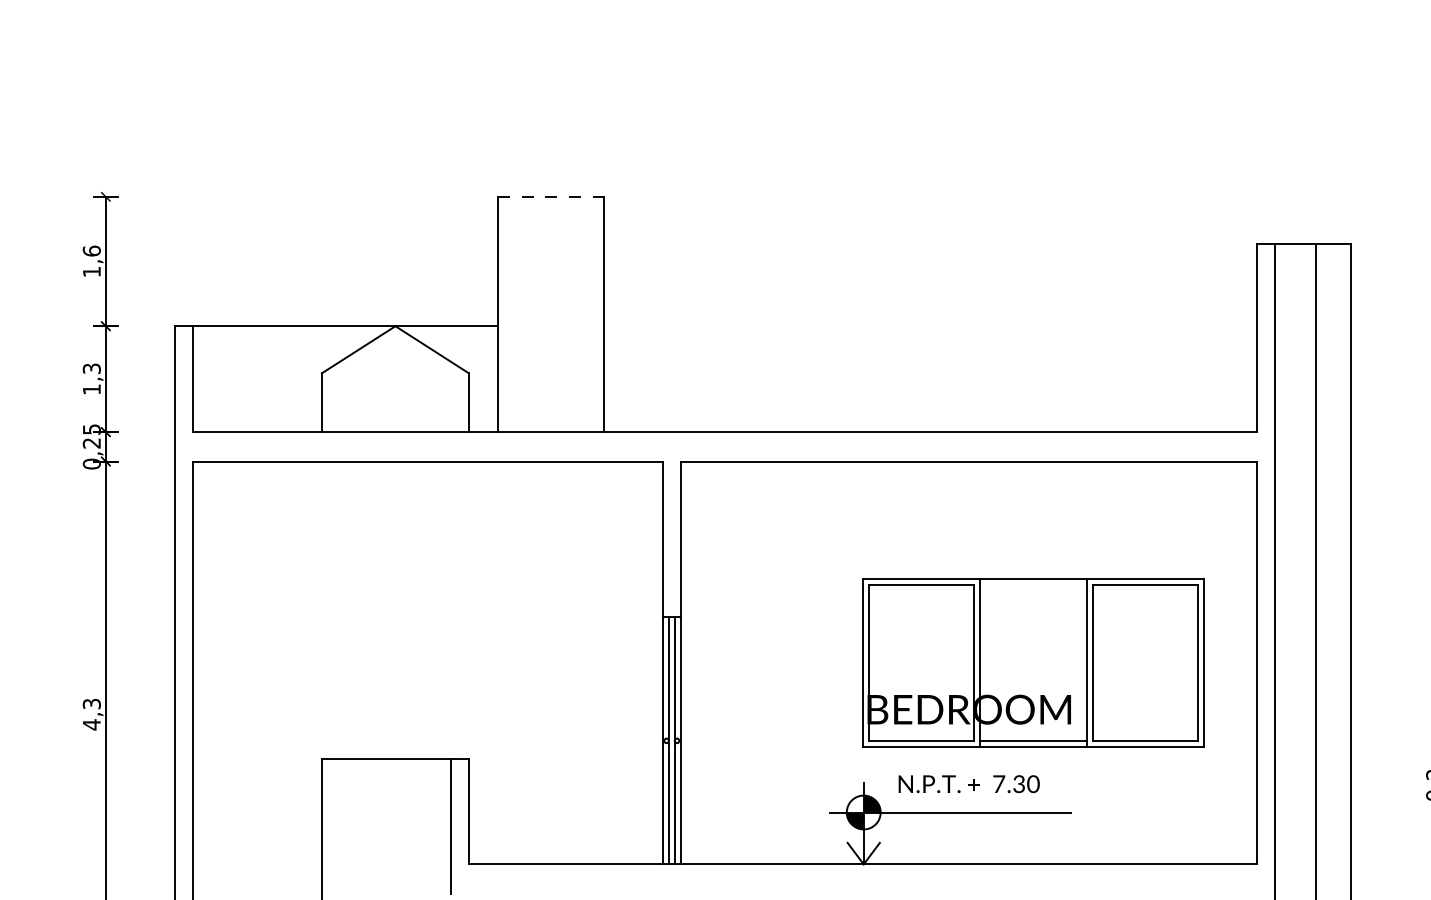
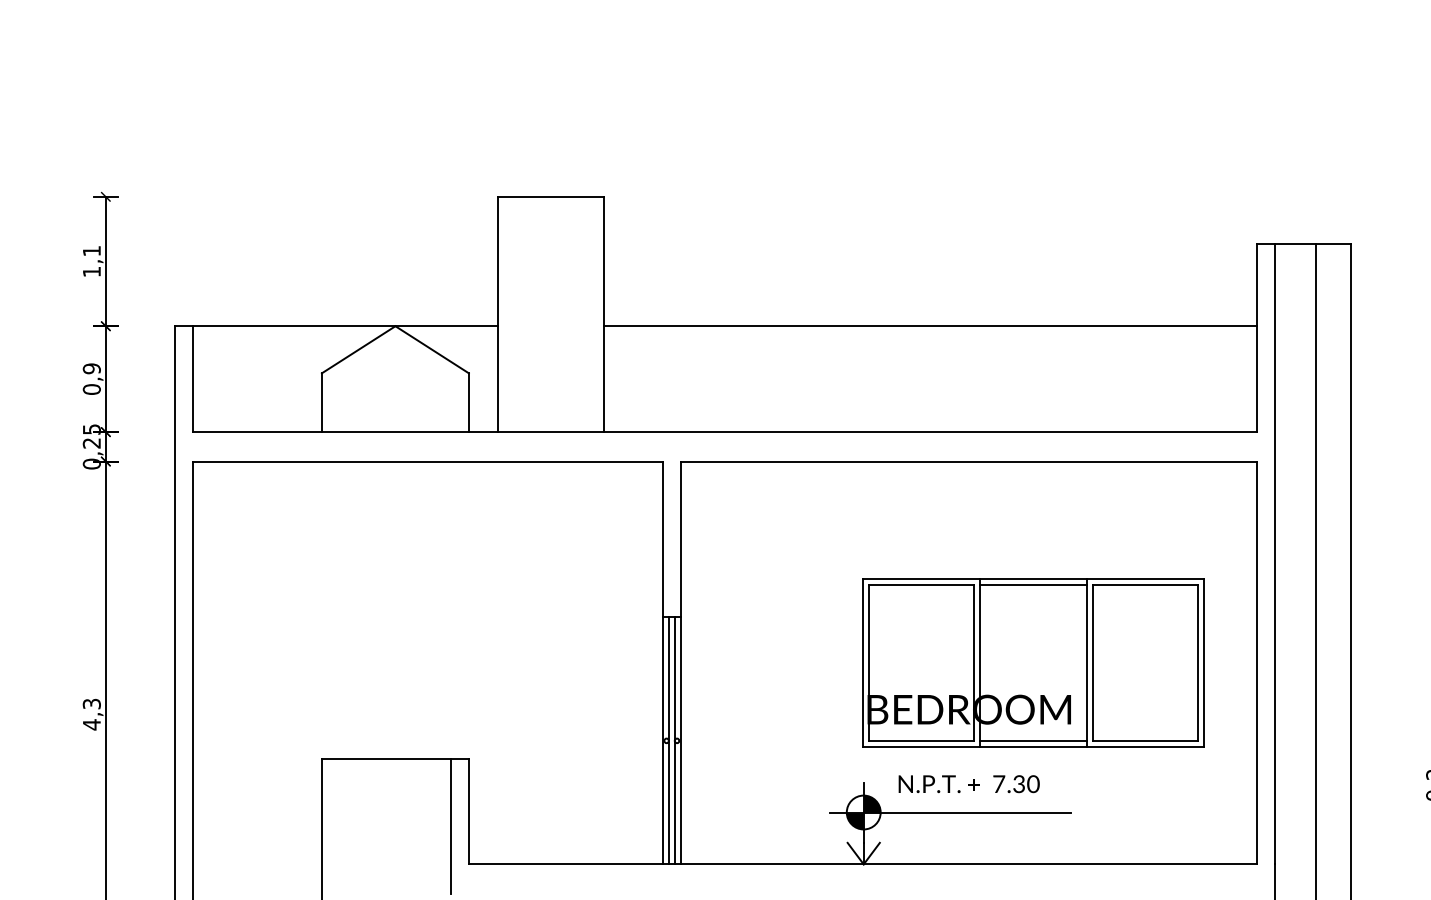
line: dashed -> solid (551, 196)
text: 1,6 -> 1,1 (91, 250)
line: none -> present (930, 326)
text: 1,3 -> 0,9 (91, 378)
line: none -> present (1033, 585)
